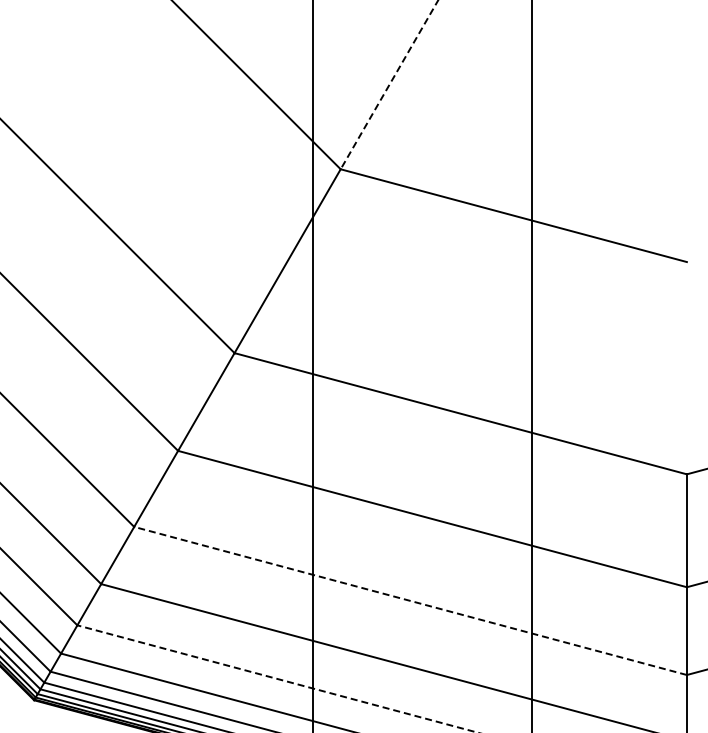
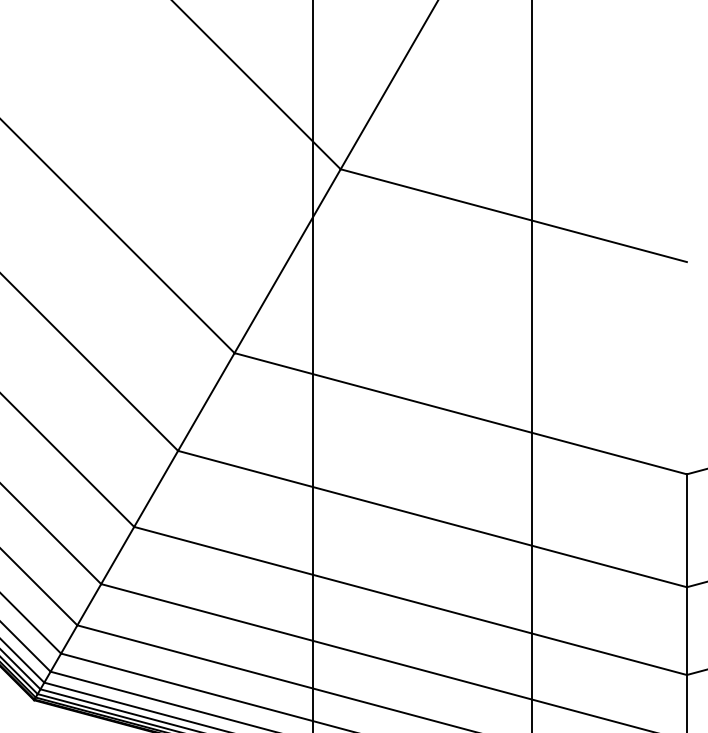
line: dashed -> solid (389, 85)
line: dashed -> solid (410, 600)
line: dashed -> solid (277, 679)
